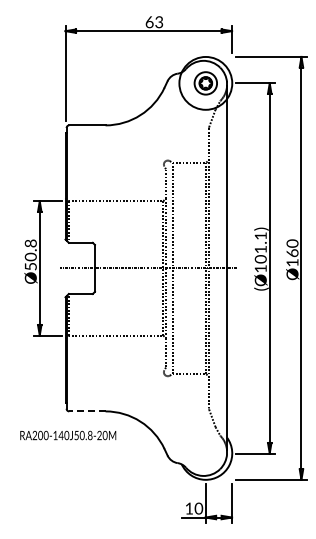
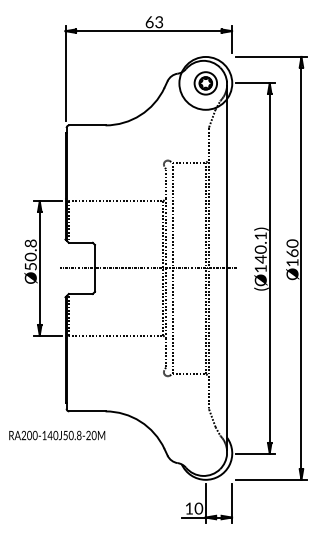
text: (Ø101.1) -> (Ø140.1) (260, 254)
line: dashed -> solid (86, 411)
text position: (68, 435) -> (57, 435) (57, 435)
